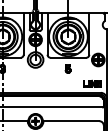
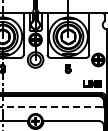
line: solid -> dashed (51, 107)
